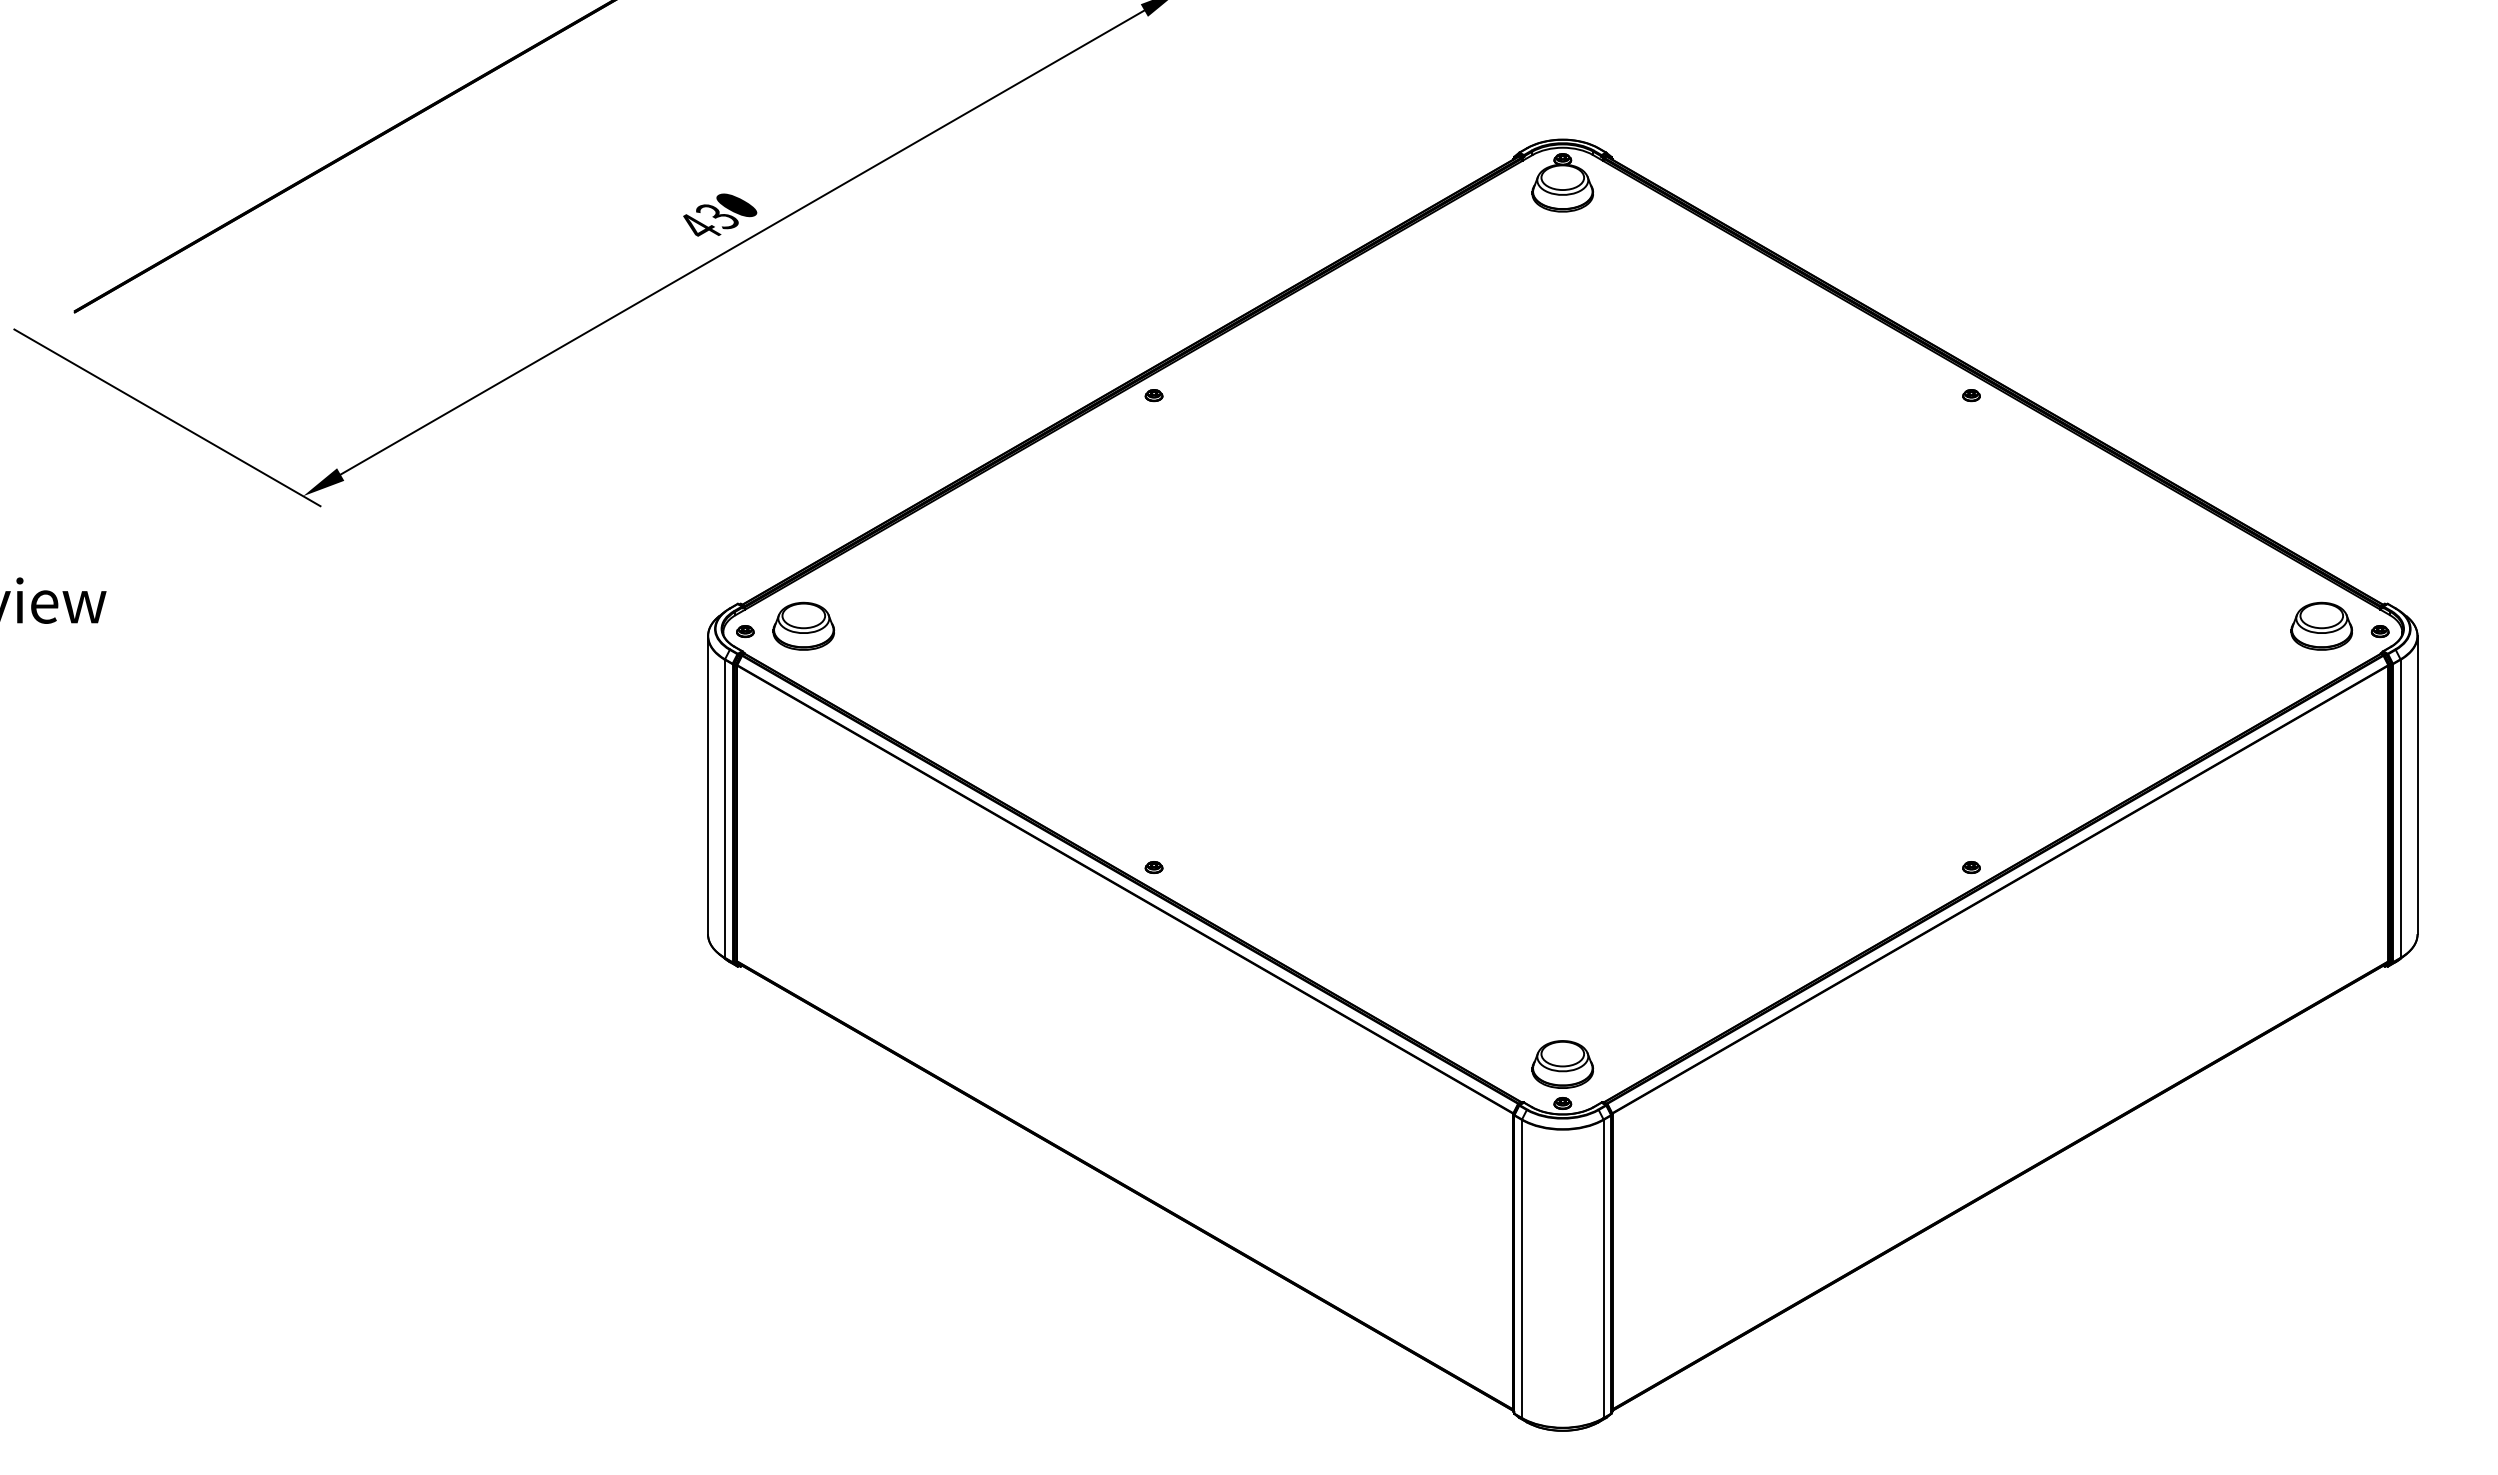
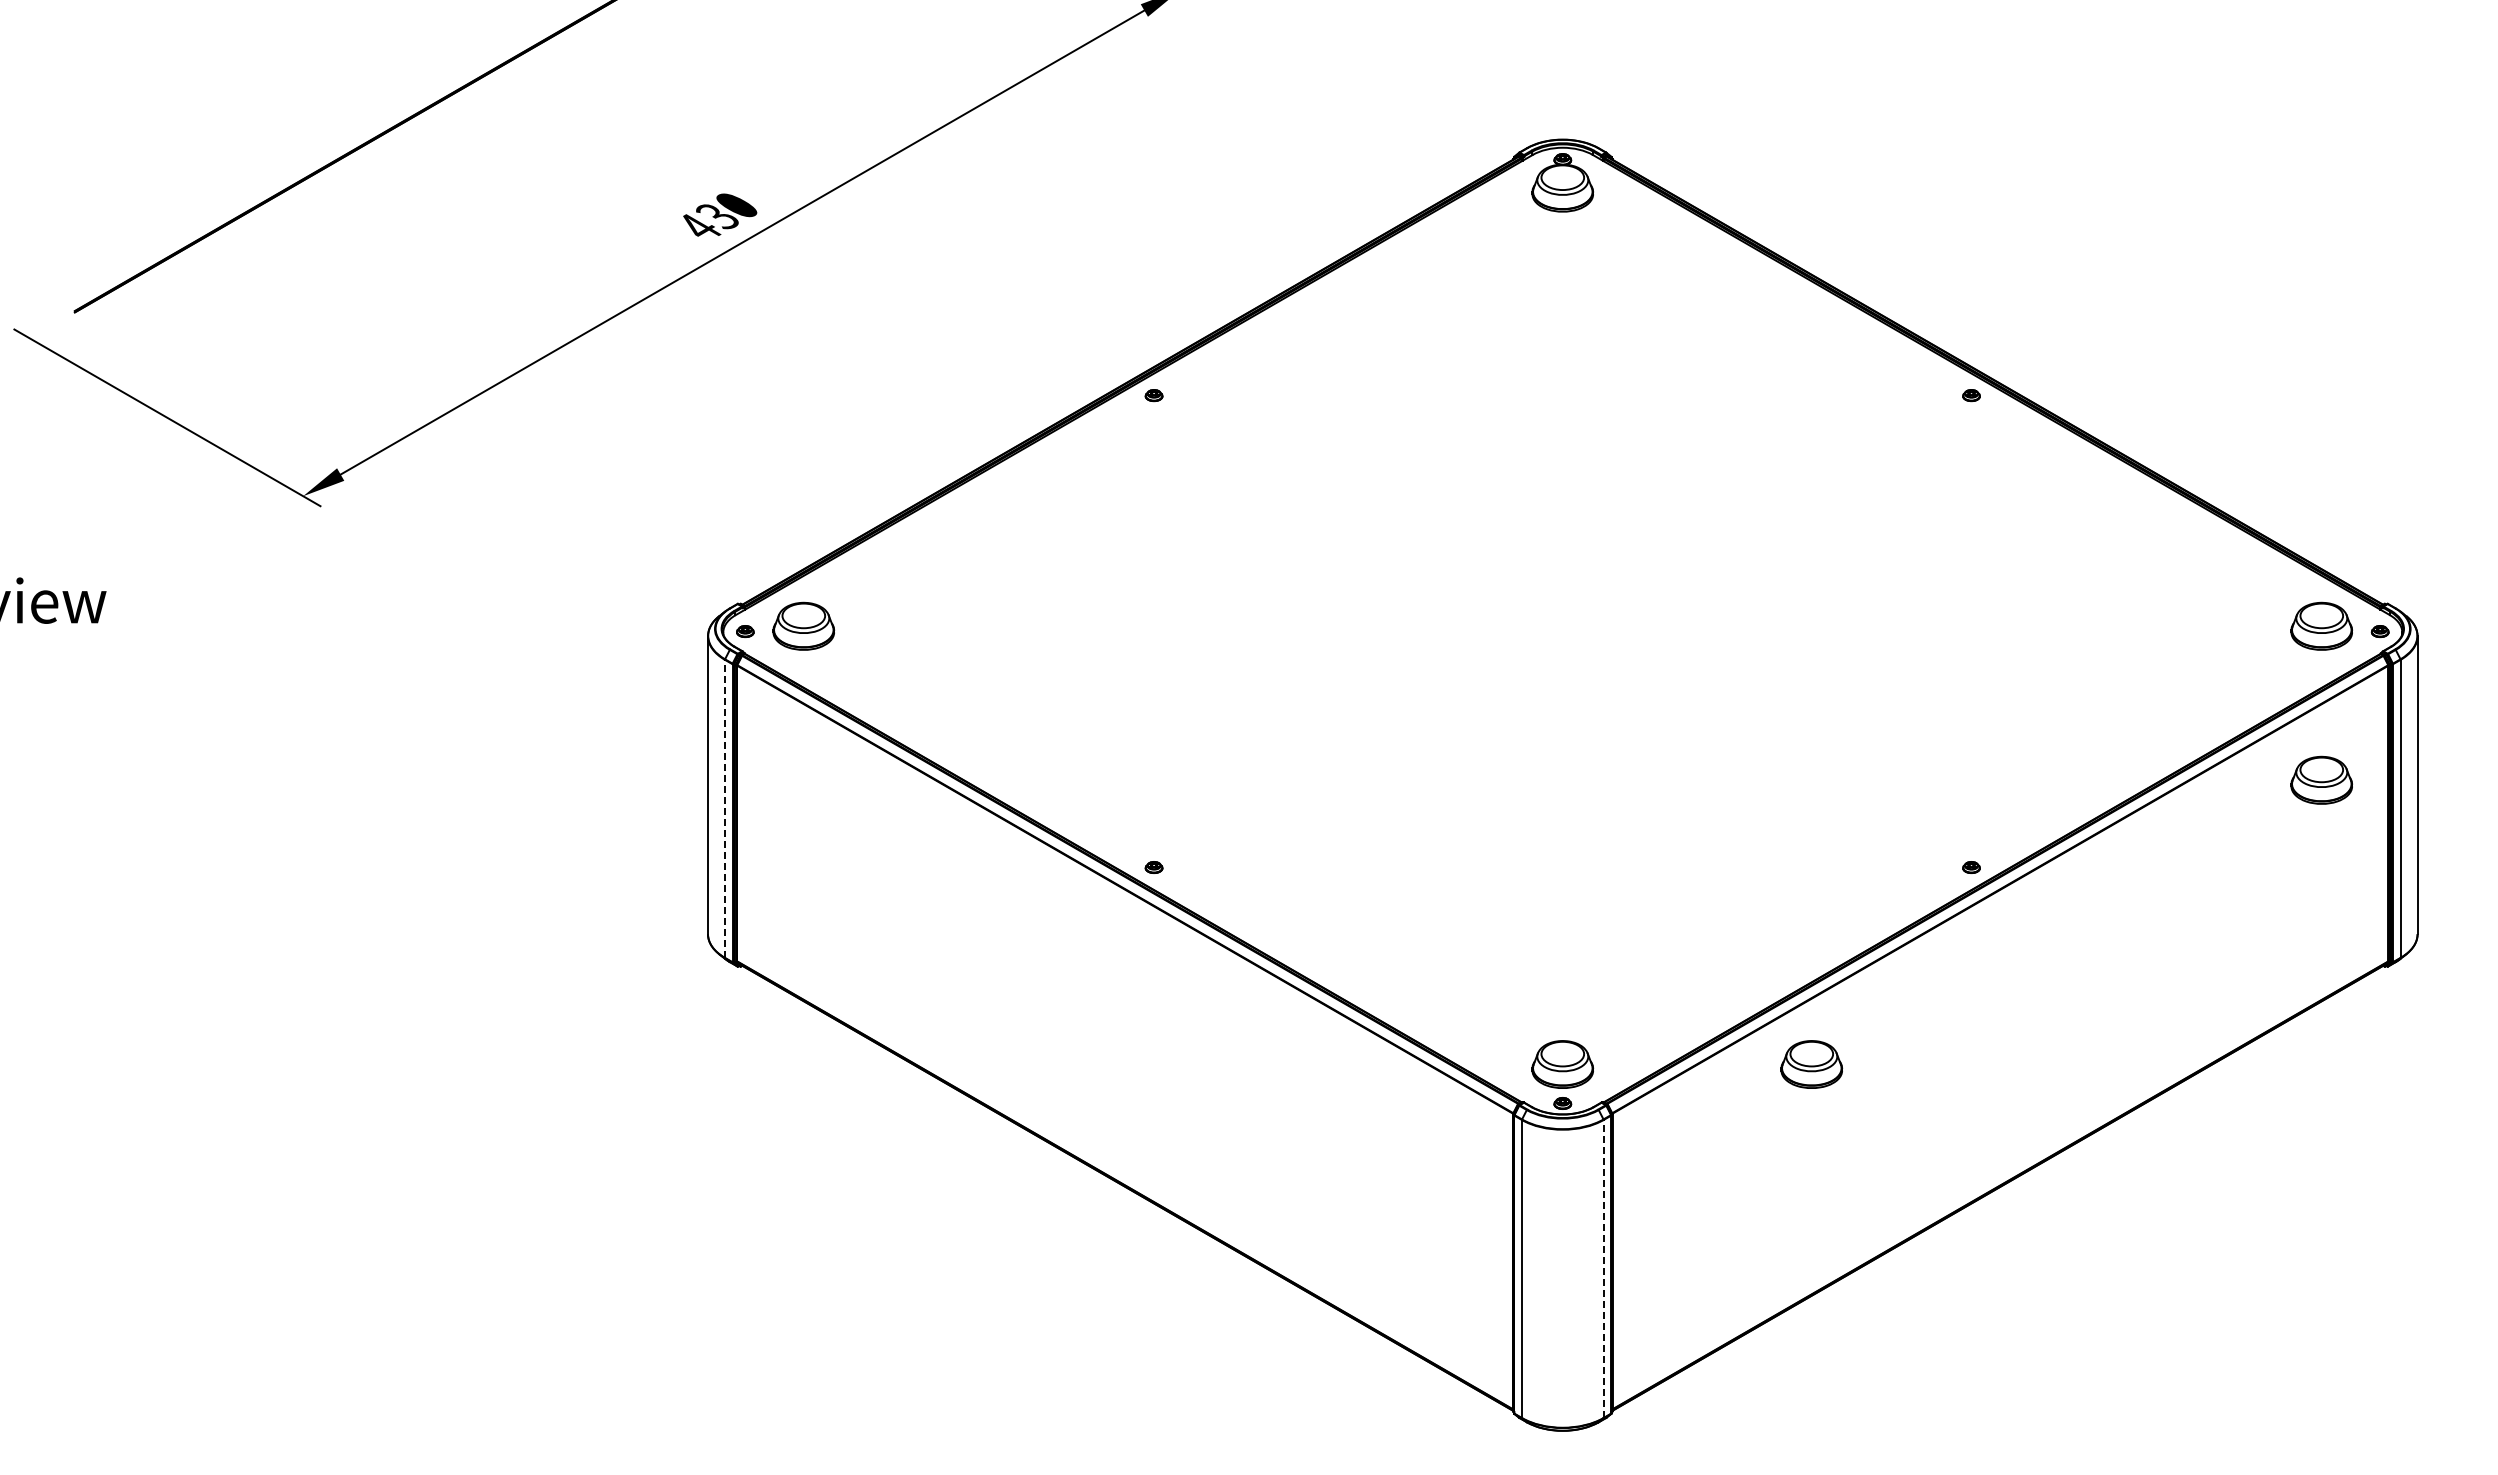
part: none -> present (2321, 779)
line: solid -> dashed (724, 808)
part: none -> present (1811, 1064)
line: solid -> dashed (1603, 1268)
